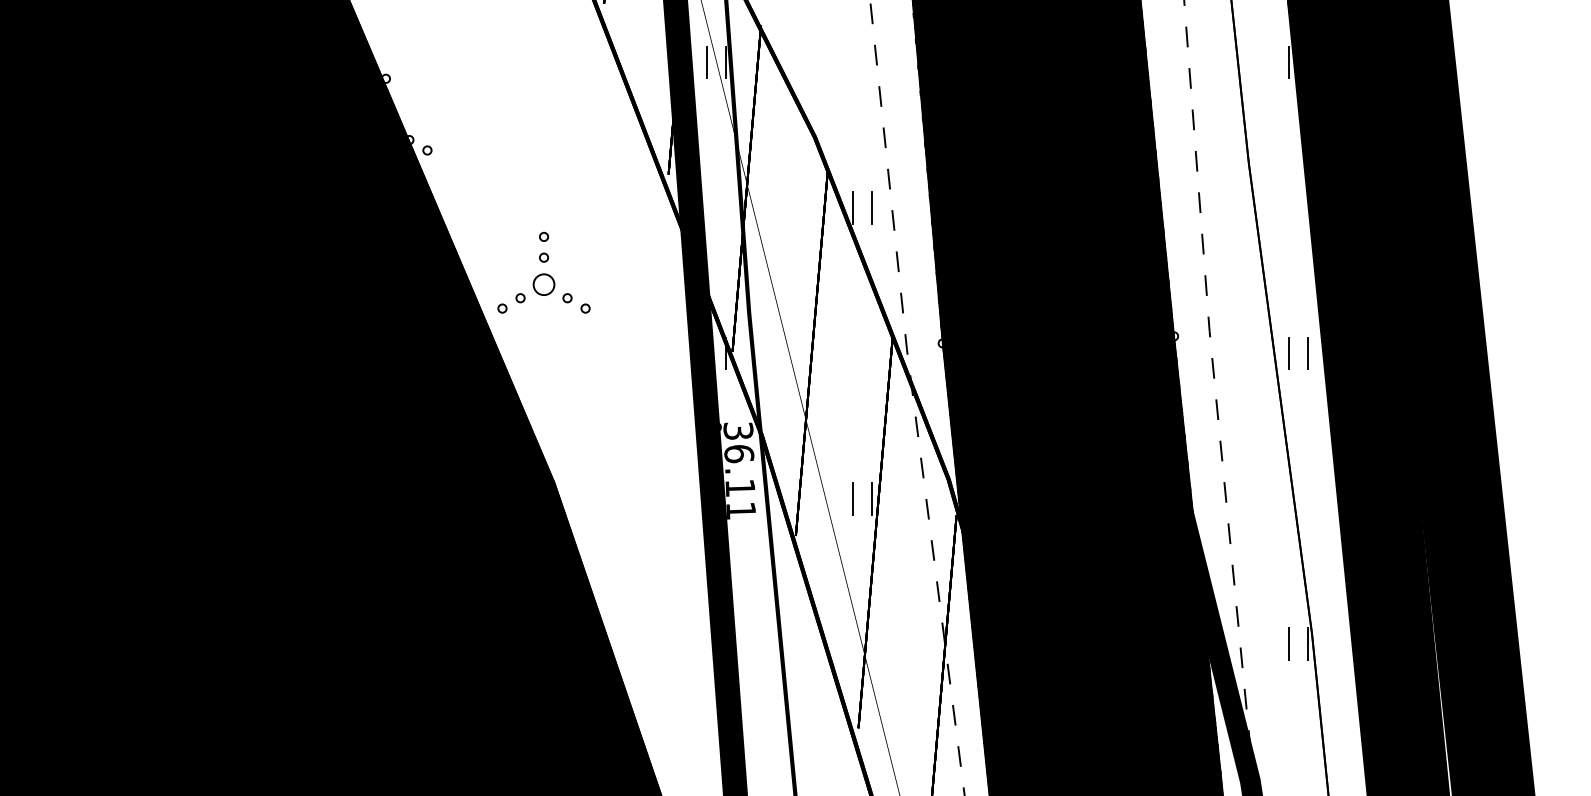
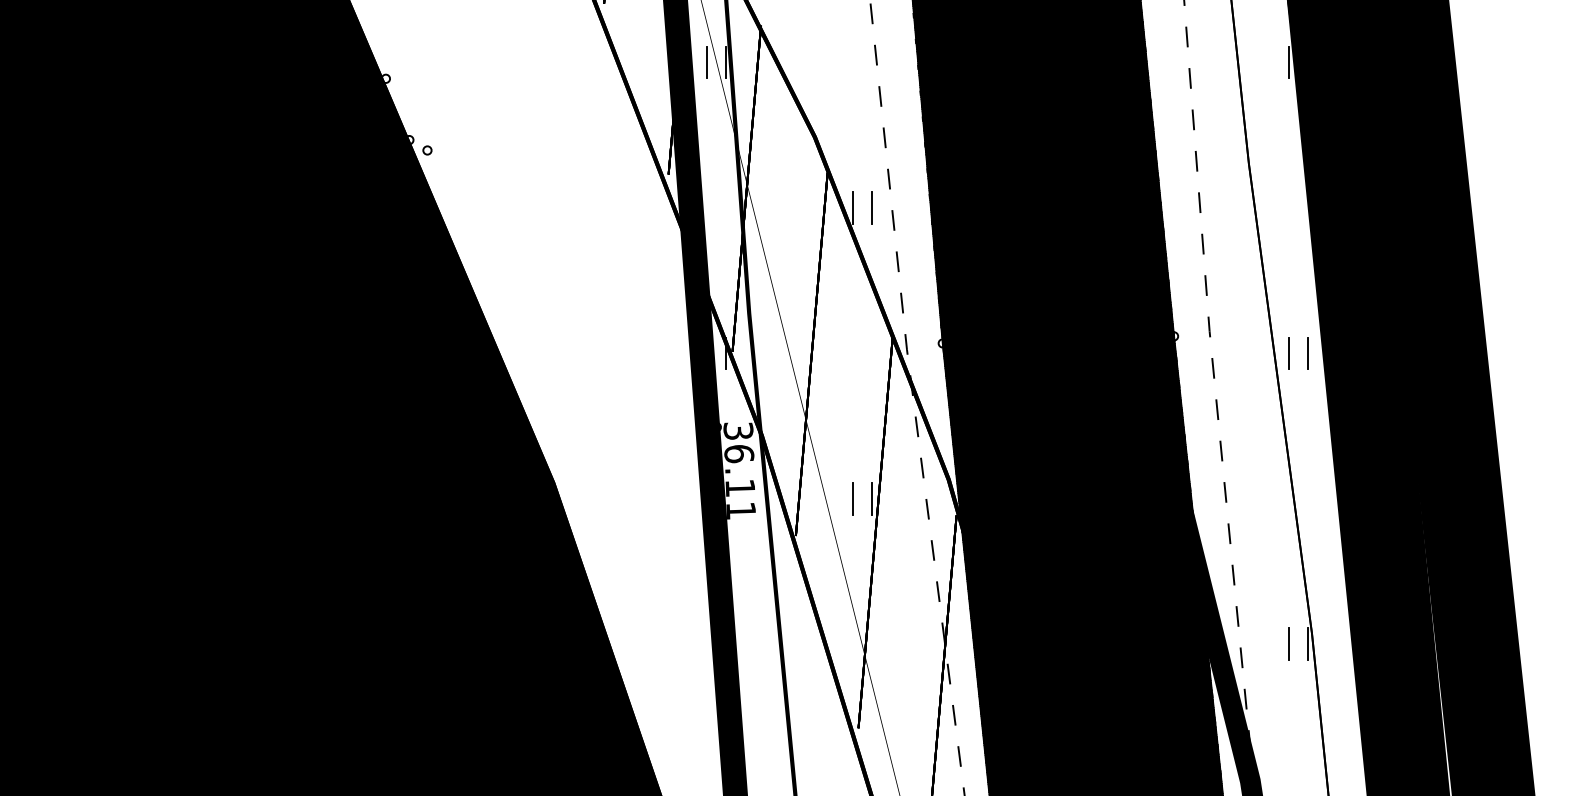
part: present -> none (543, 272)
